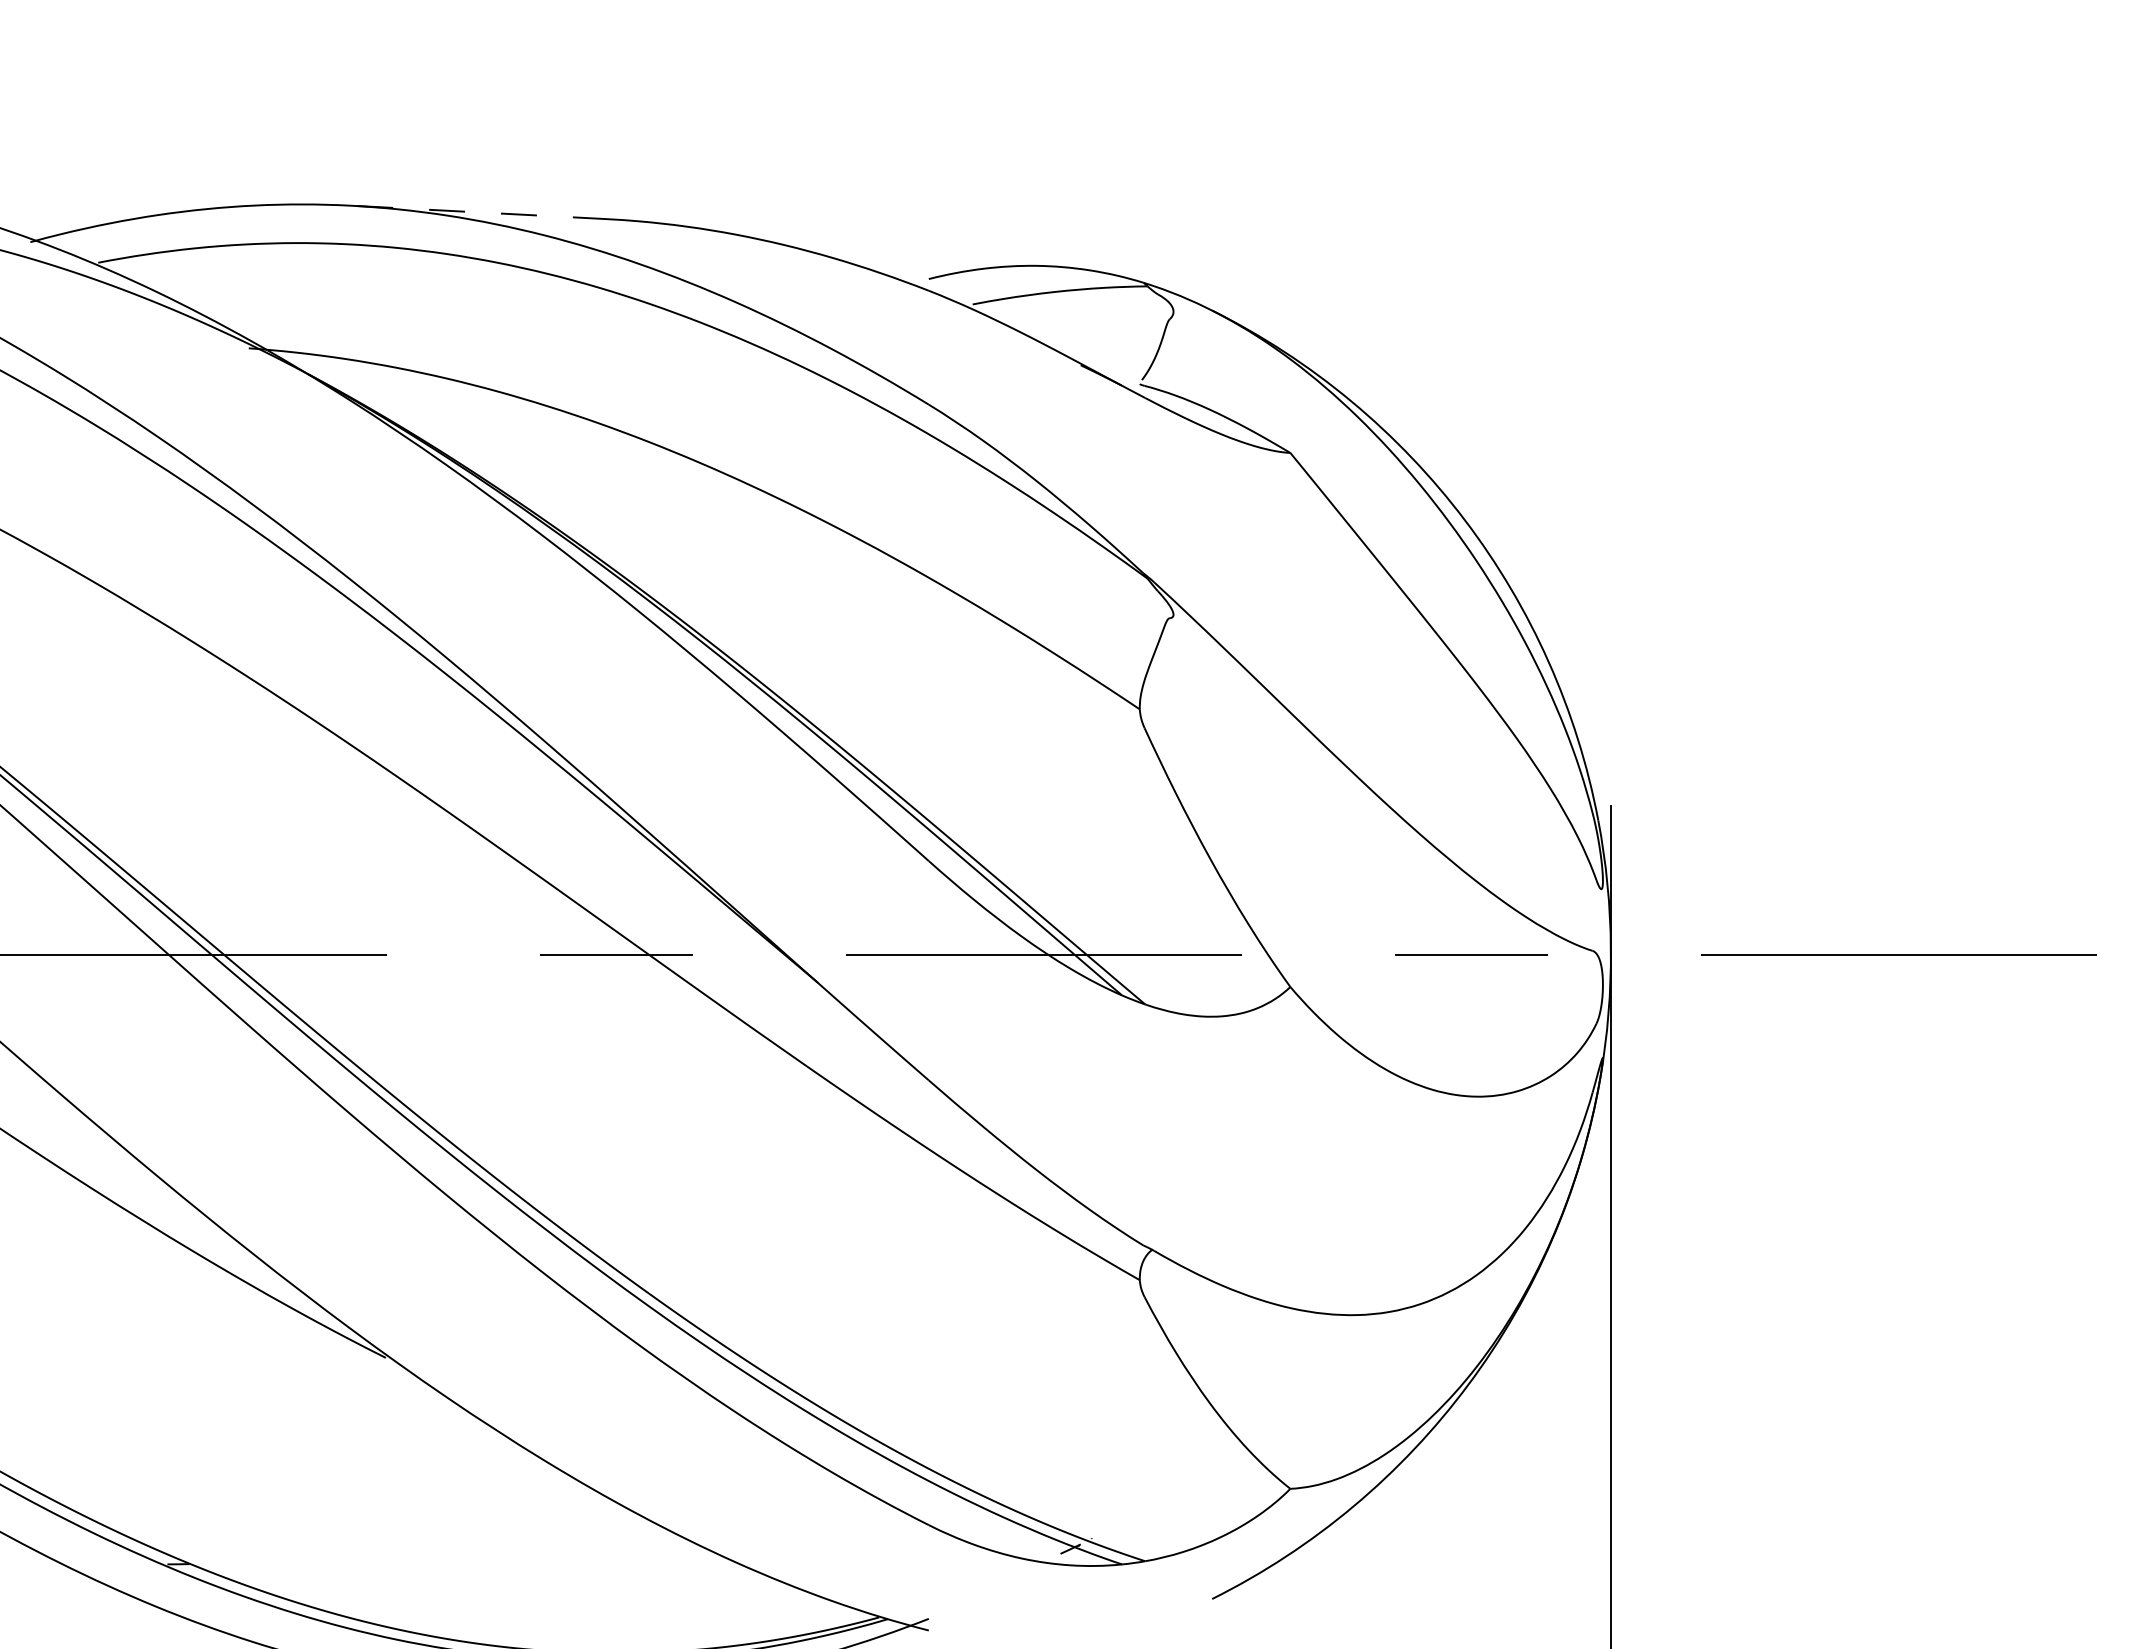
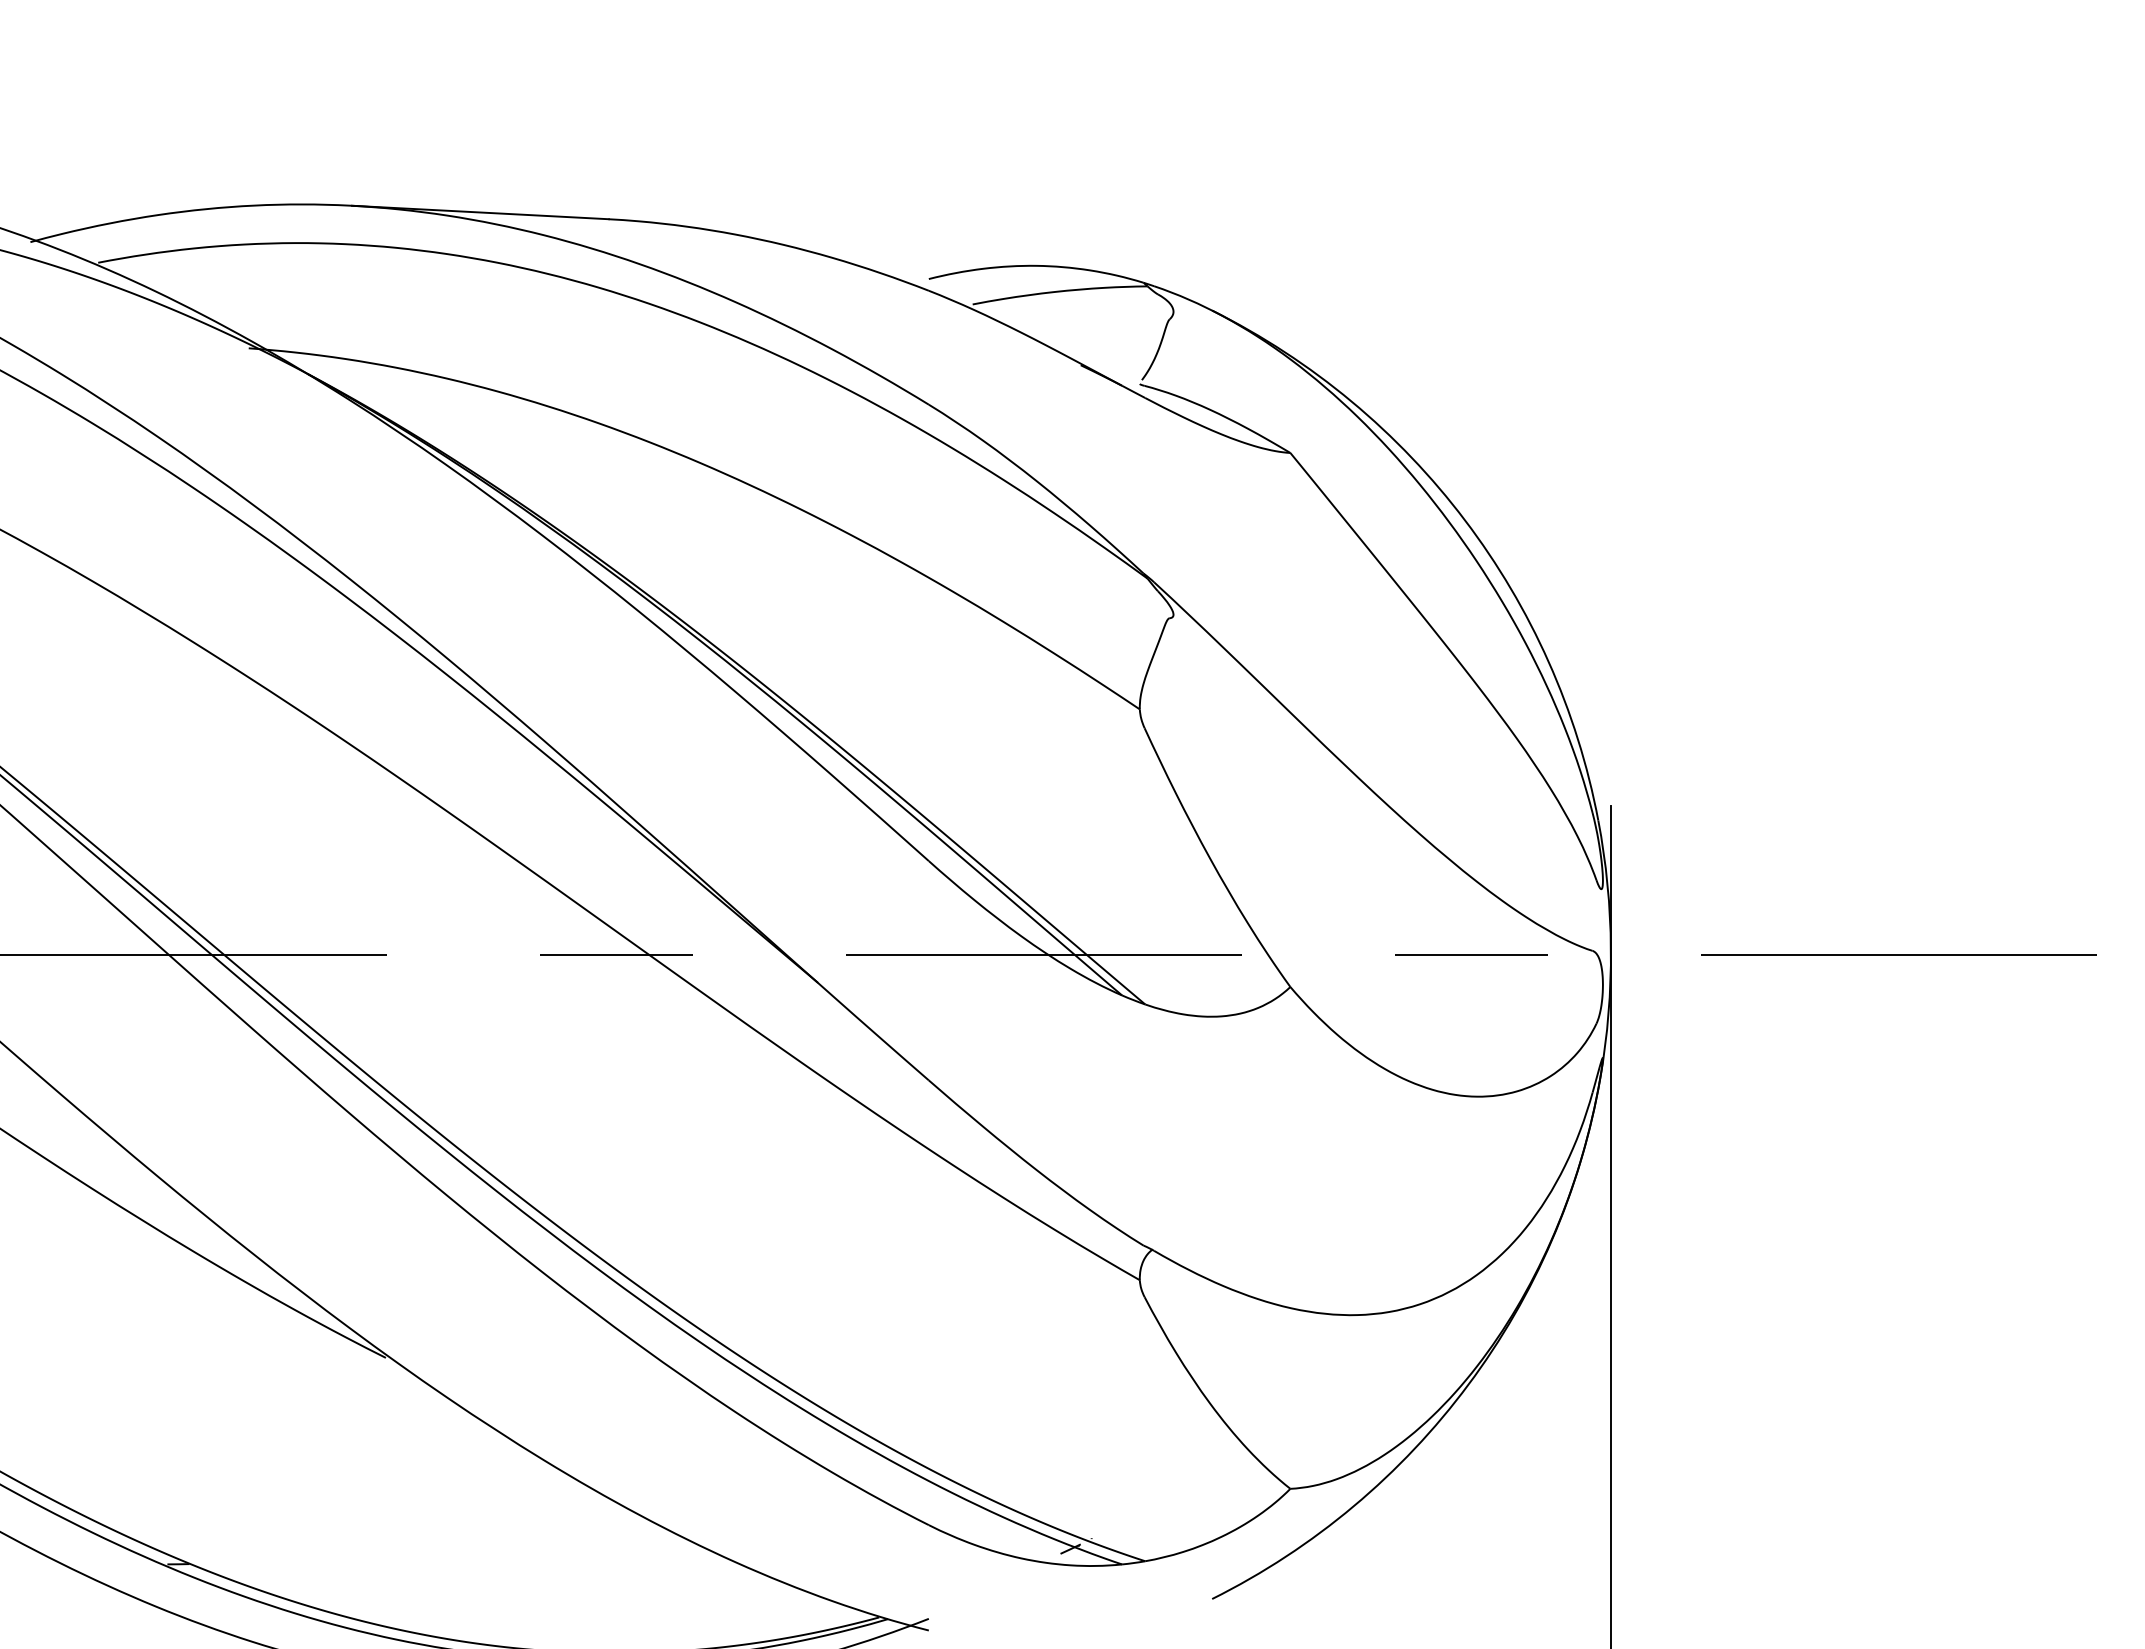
line: dashed -> solid (480, 212)
